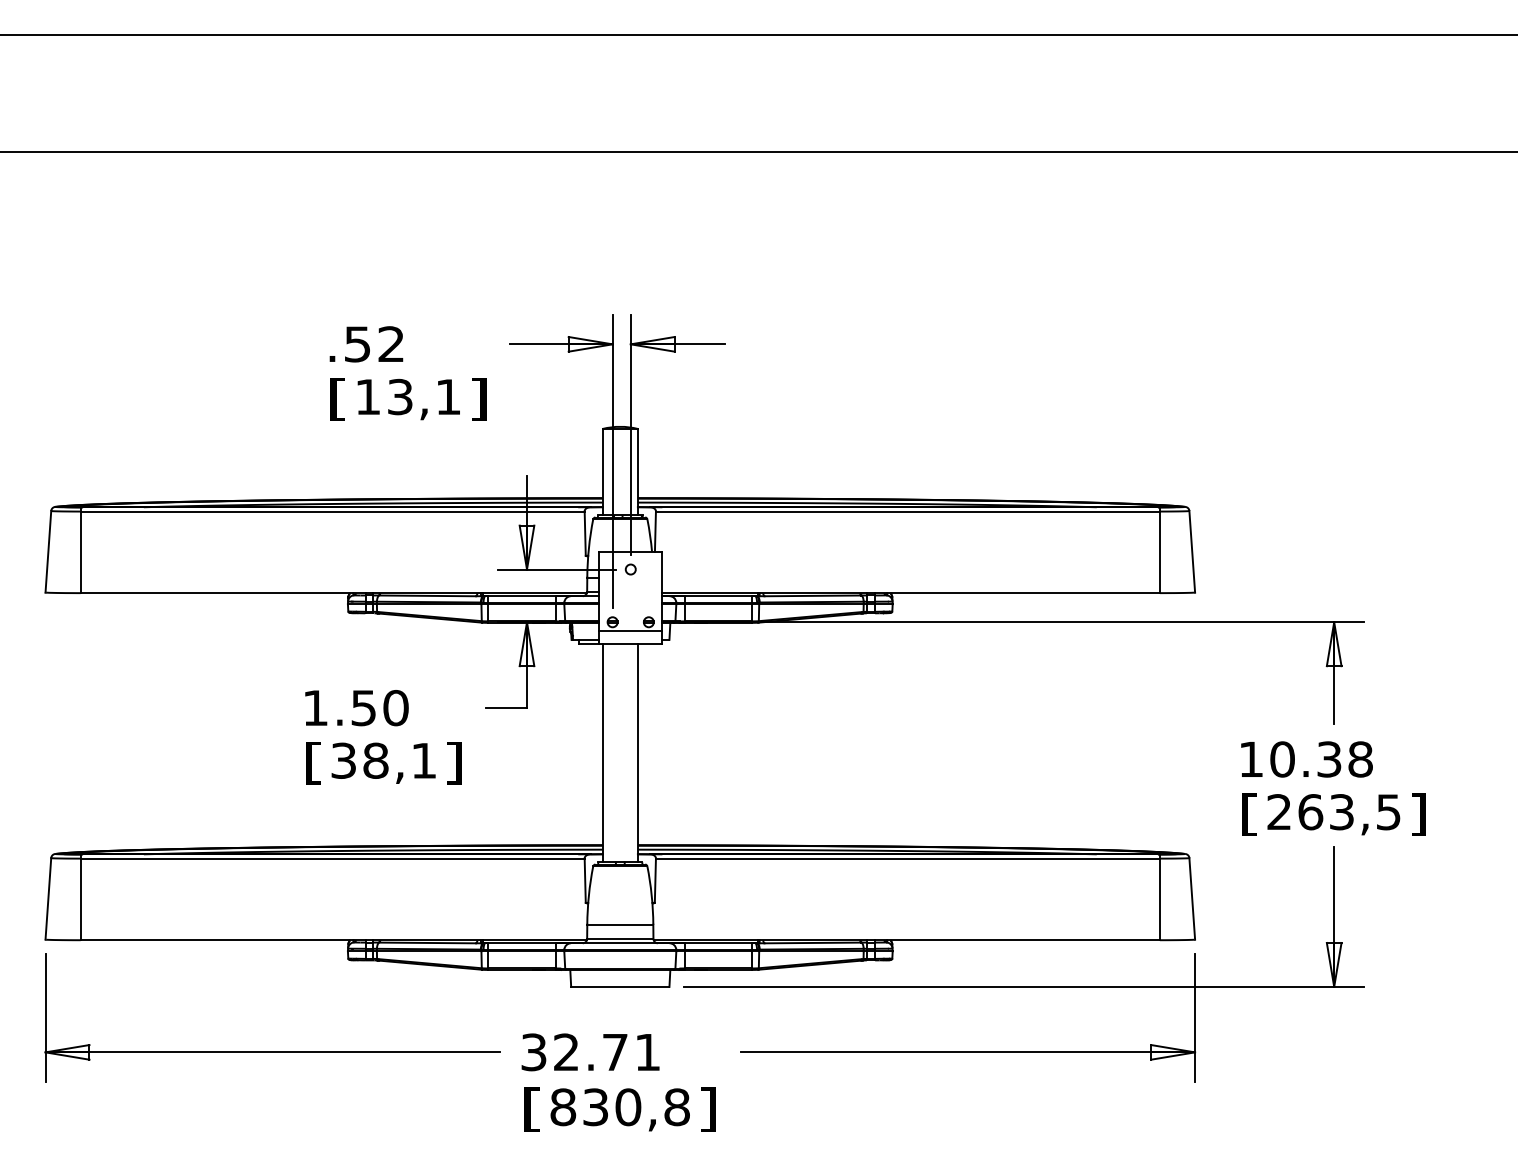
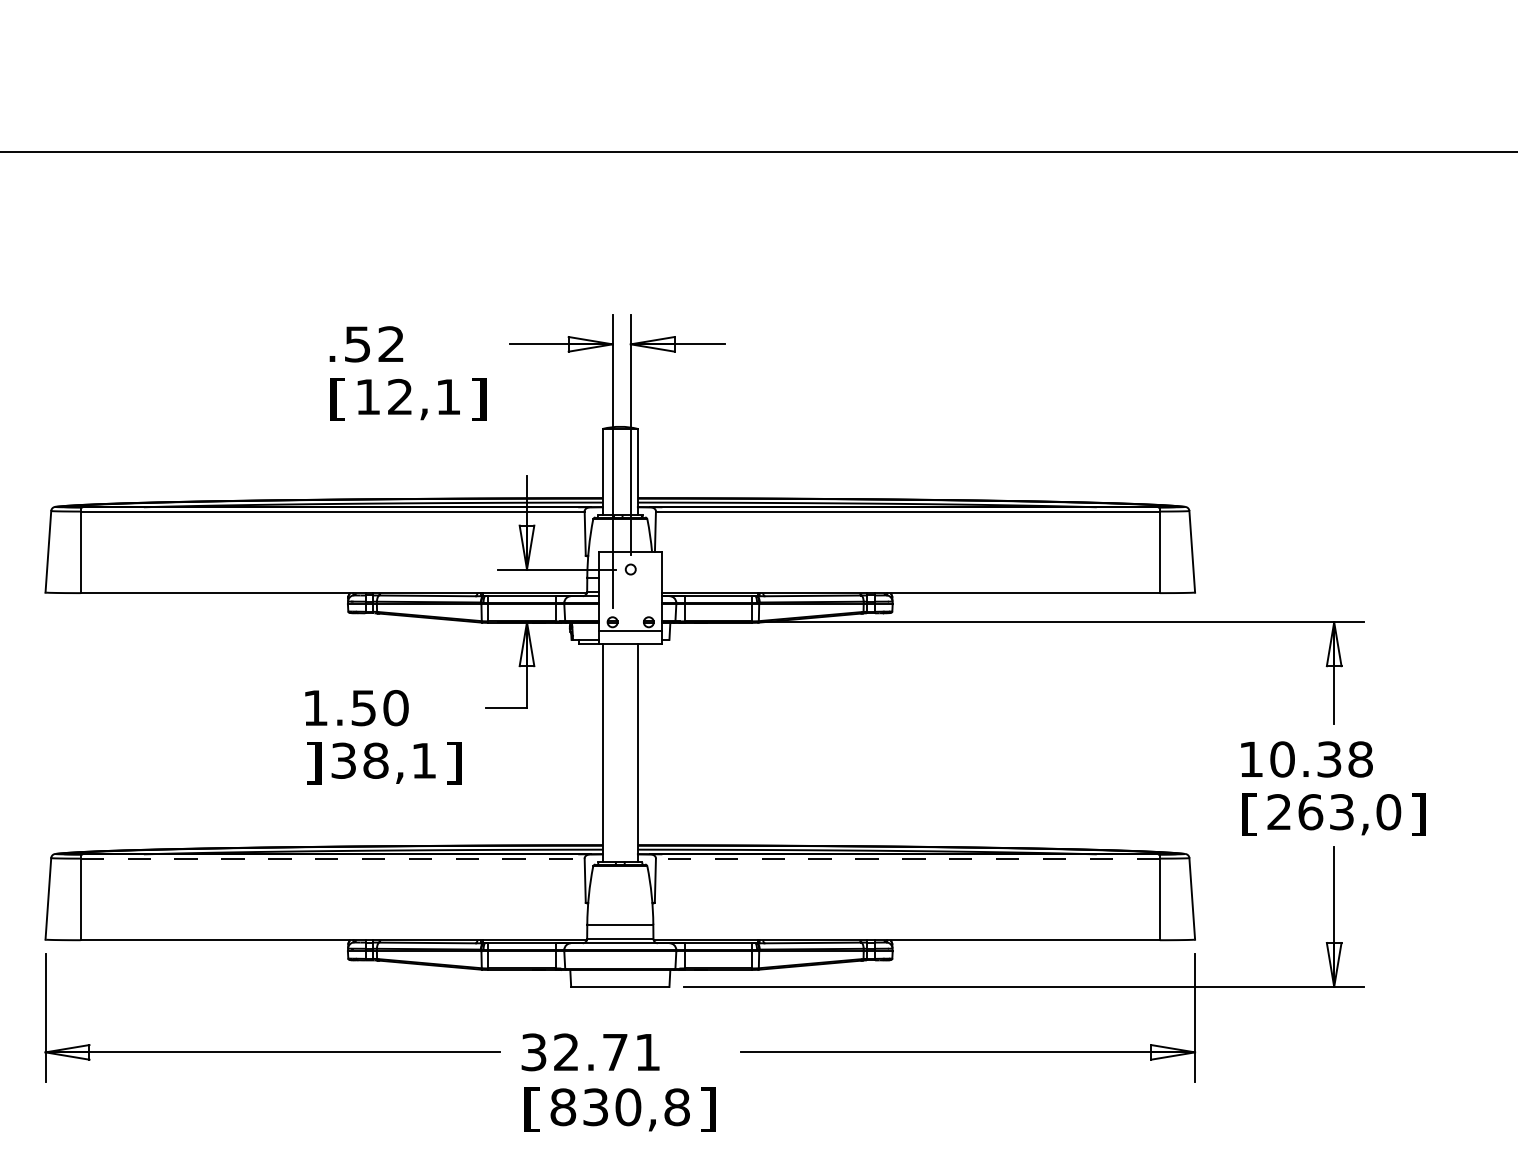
line: present -> none (758, 34)
text: 13,1 -> 12,1 (400, 397)
text: [ -> ] (313, 763)
text: 263,5 -> 263,0 (1388, 812)
line: solid -> dashed (332, 858)
line: solid -> dashed (907, 858)
